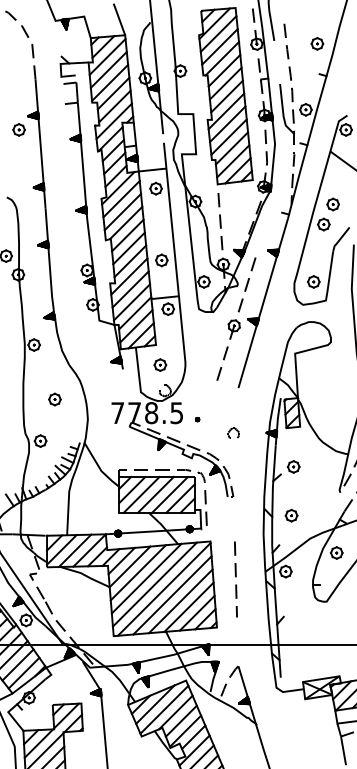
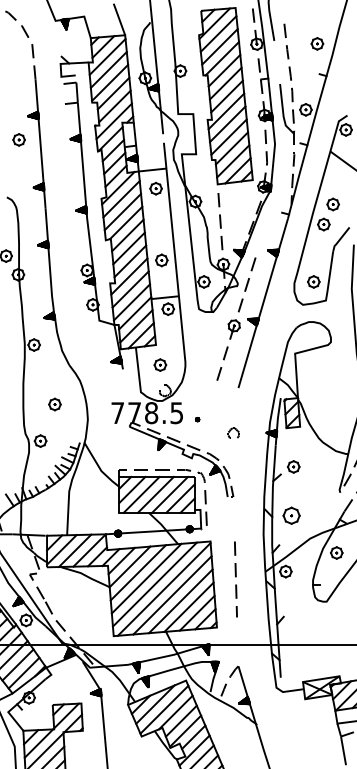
part position: (18, 129) -> (18, 139) (18, 139)
part position: (54, 399) -> (54, 404) (54, 404)
part size: 15x15 px -> 19x19 px (291, 515)
